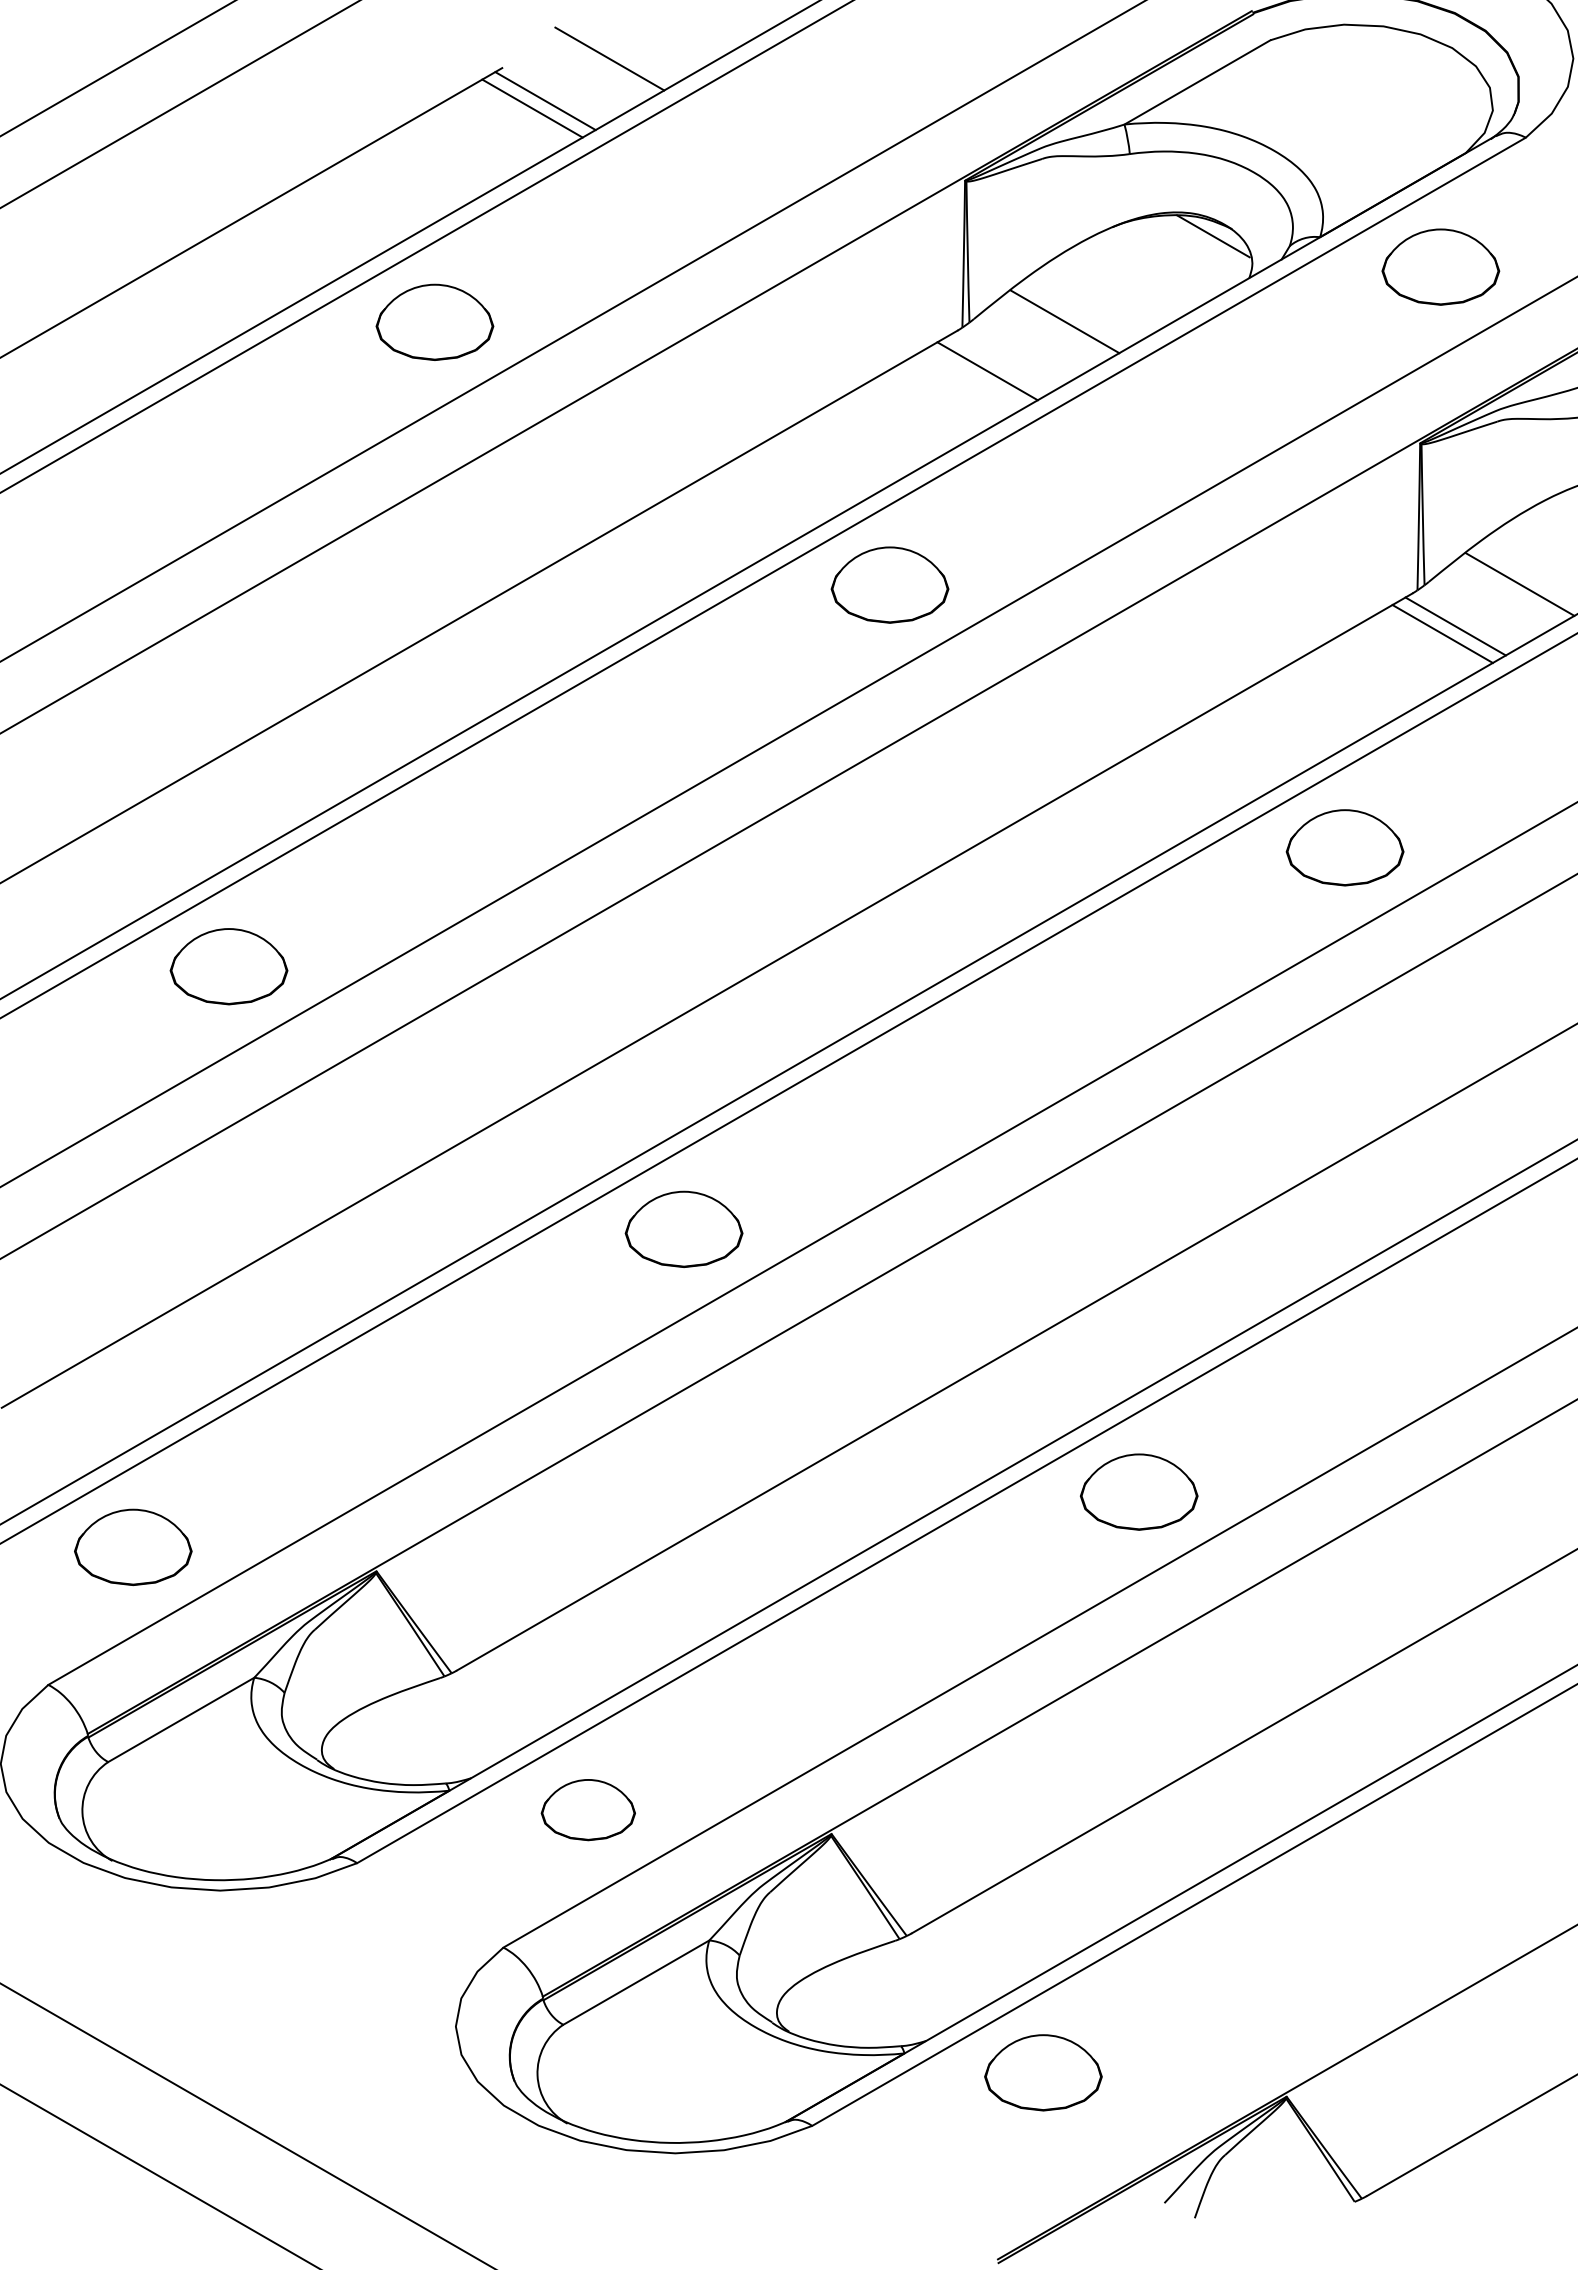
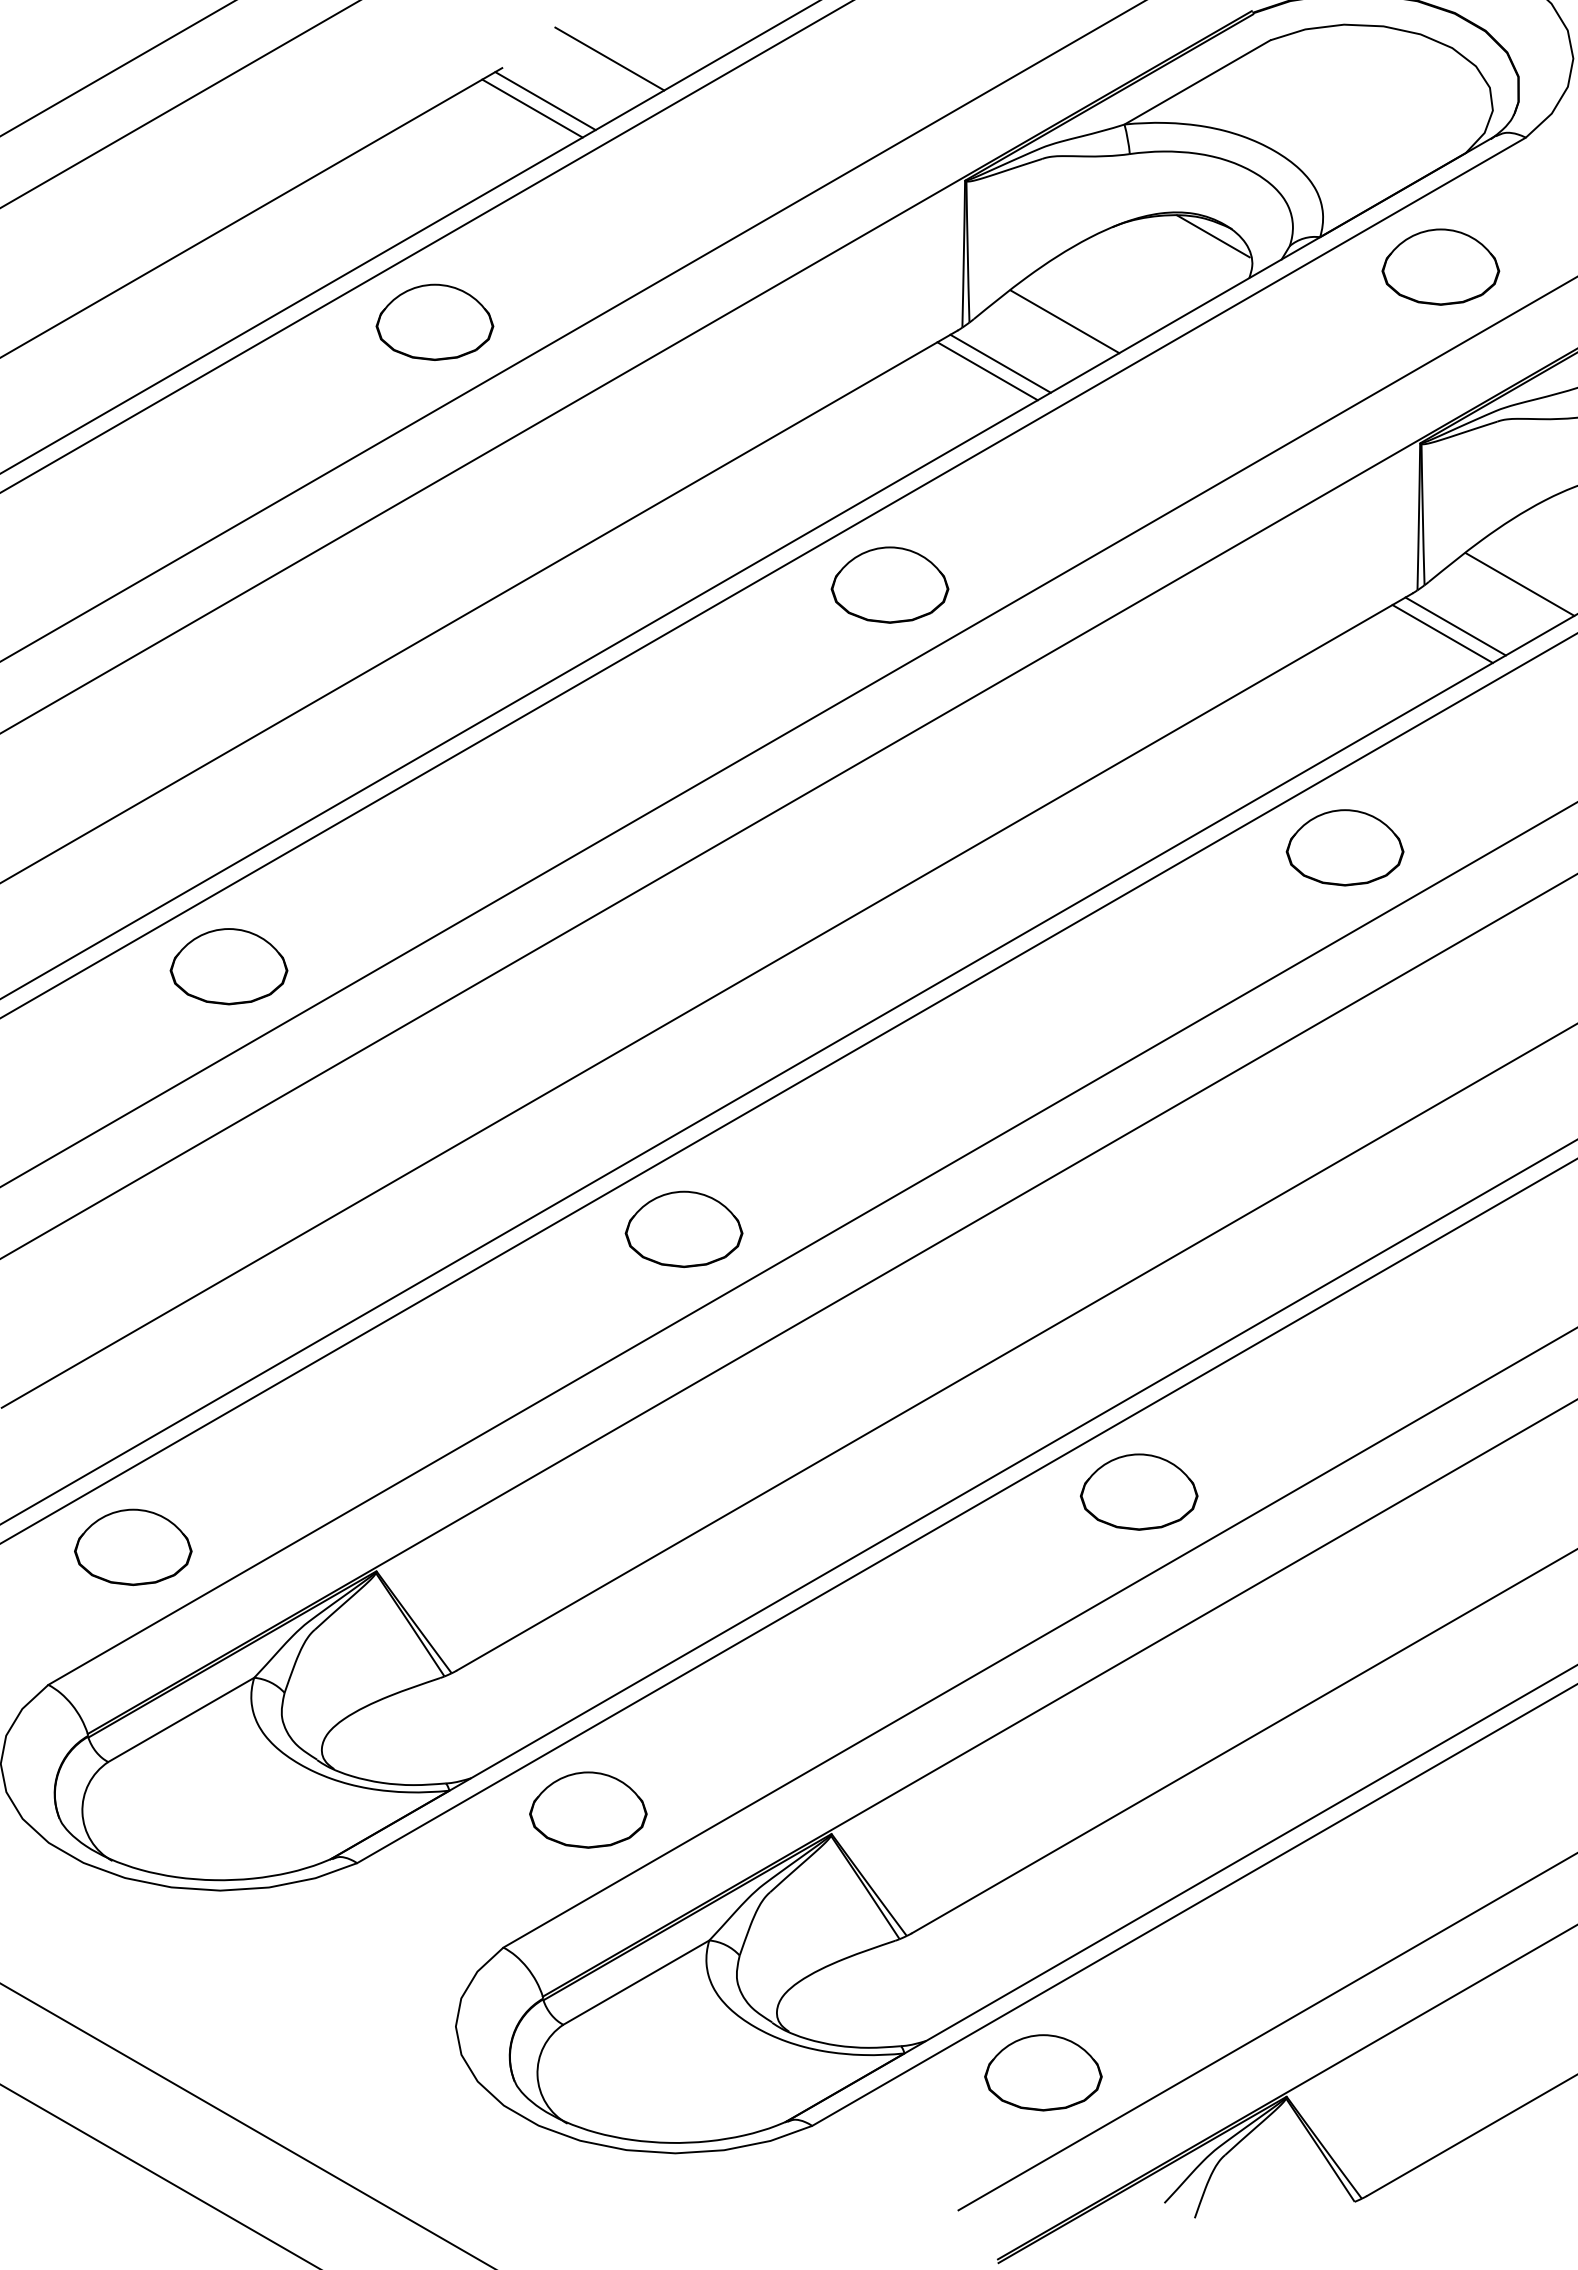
line: none -> present (1000, 363)
part size: 96x63 px -> 119x78 px (588, 1809)
line: none -> present (1266, 2032)
